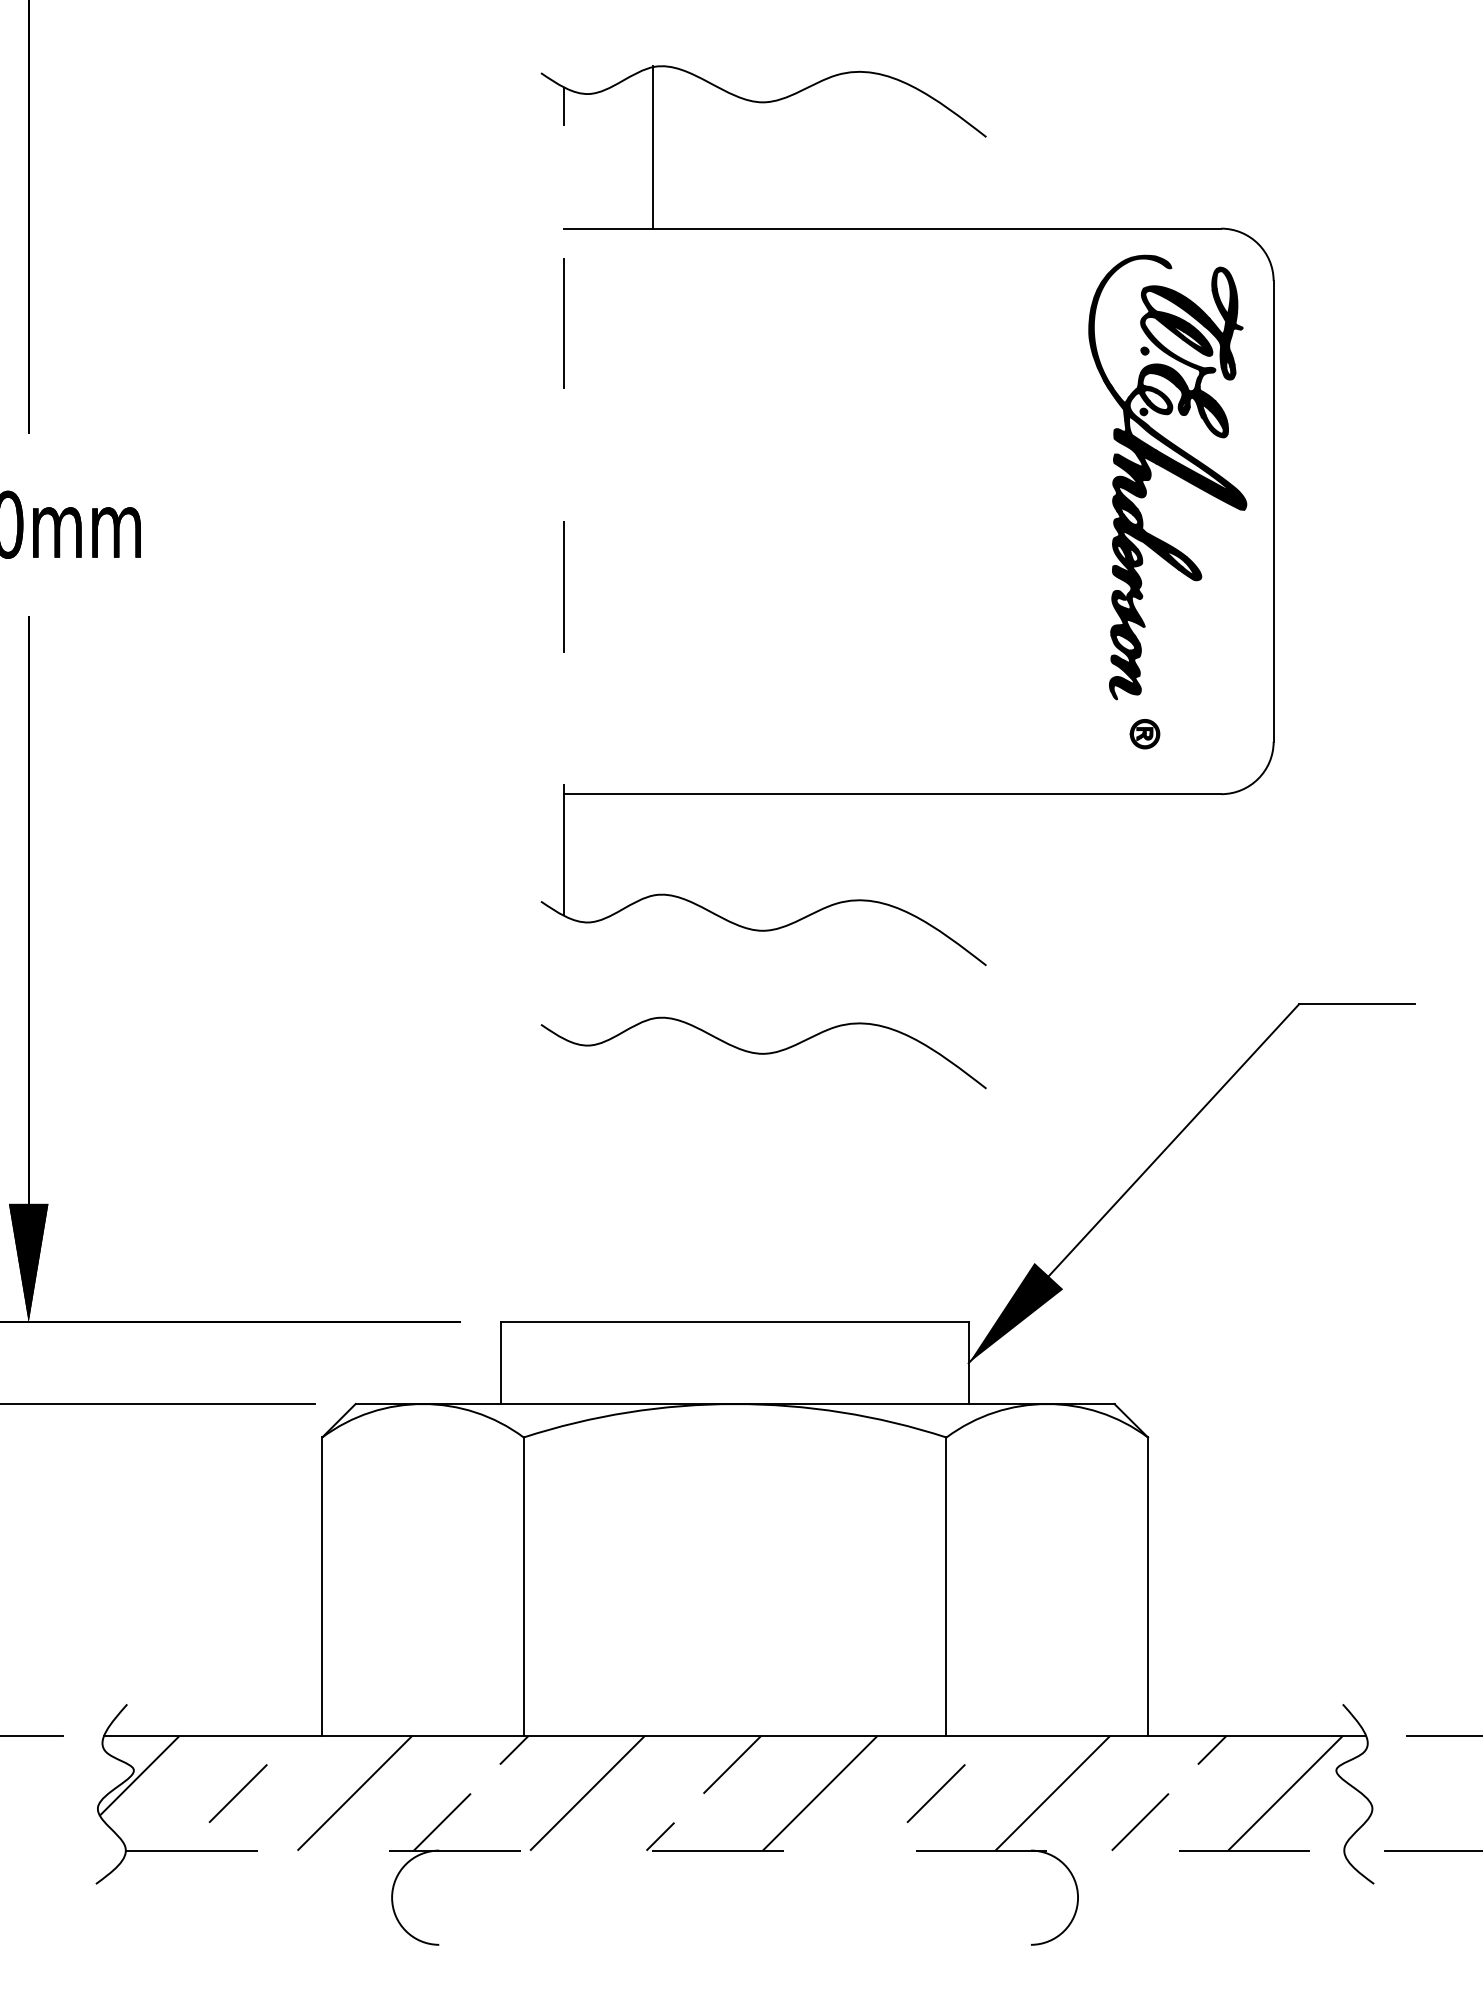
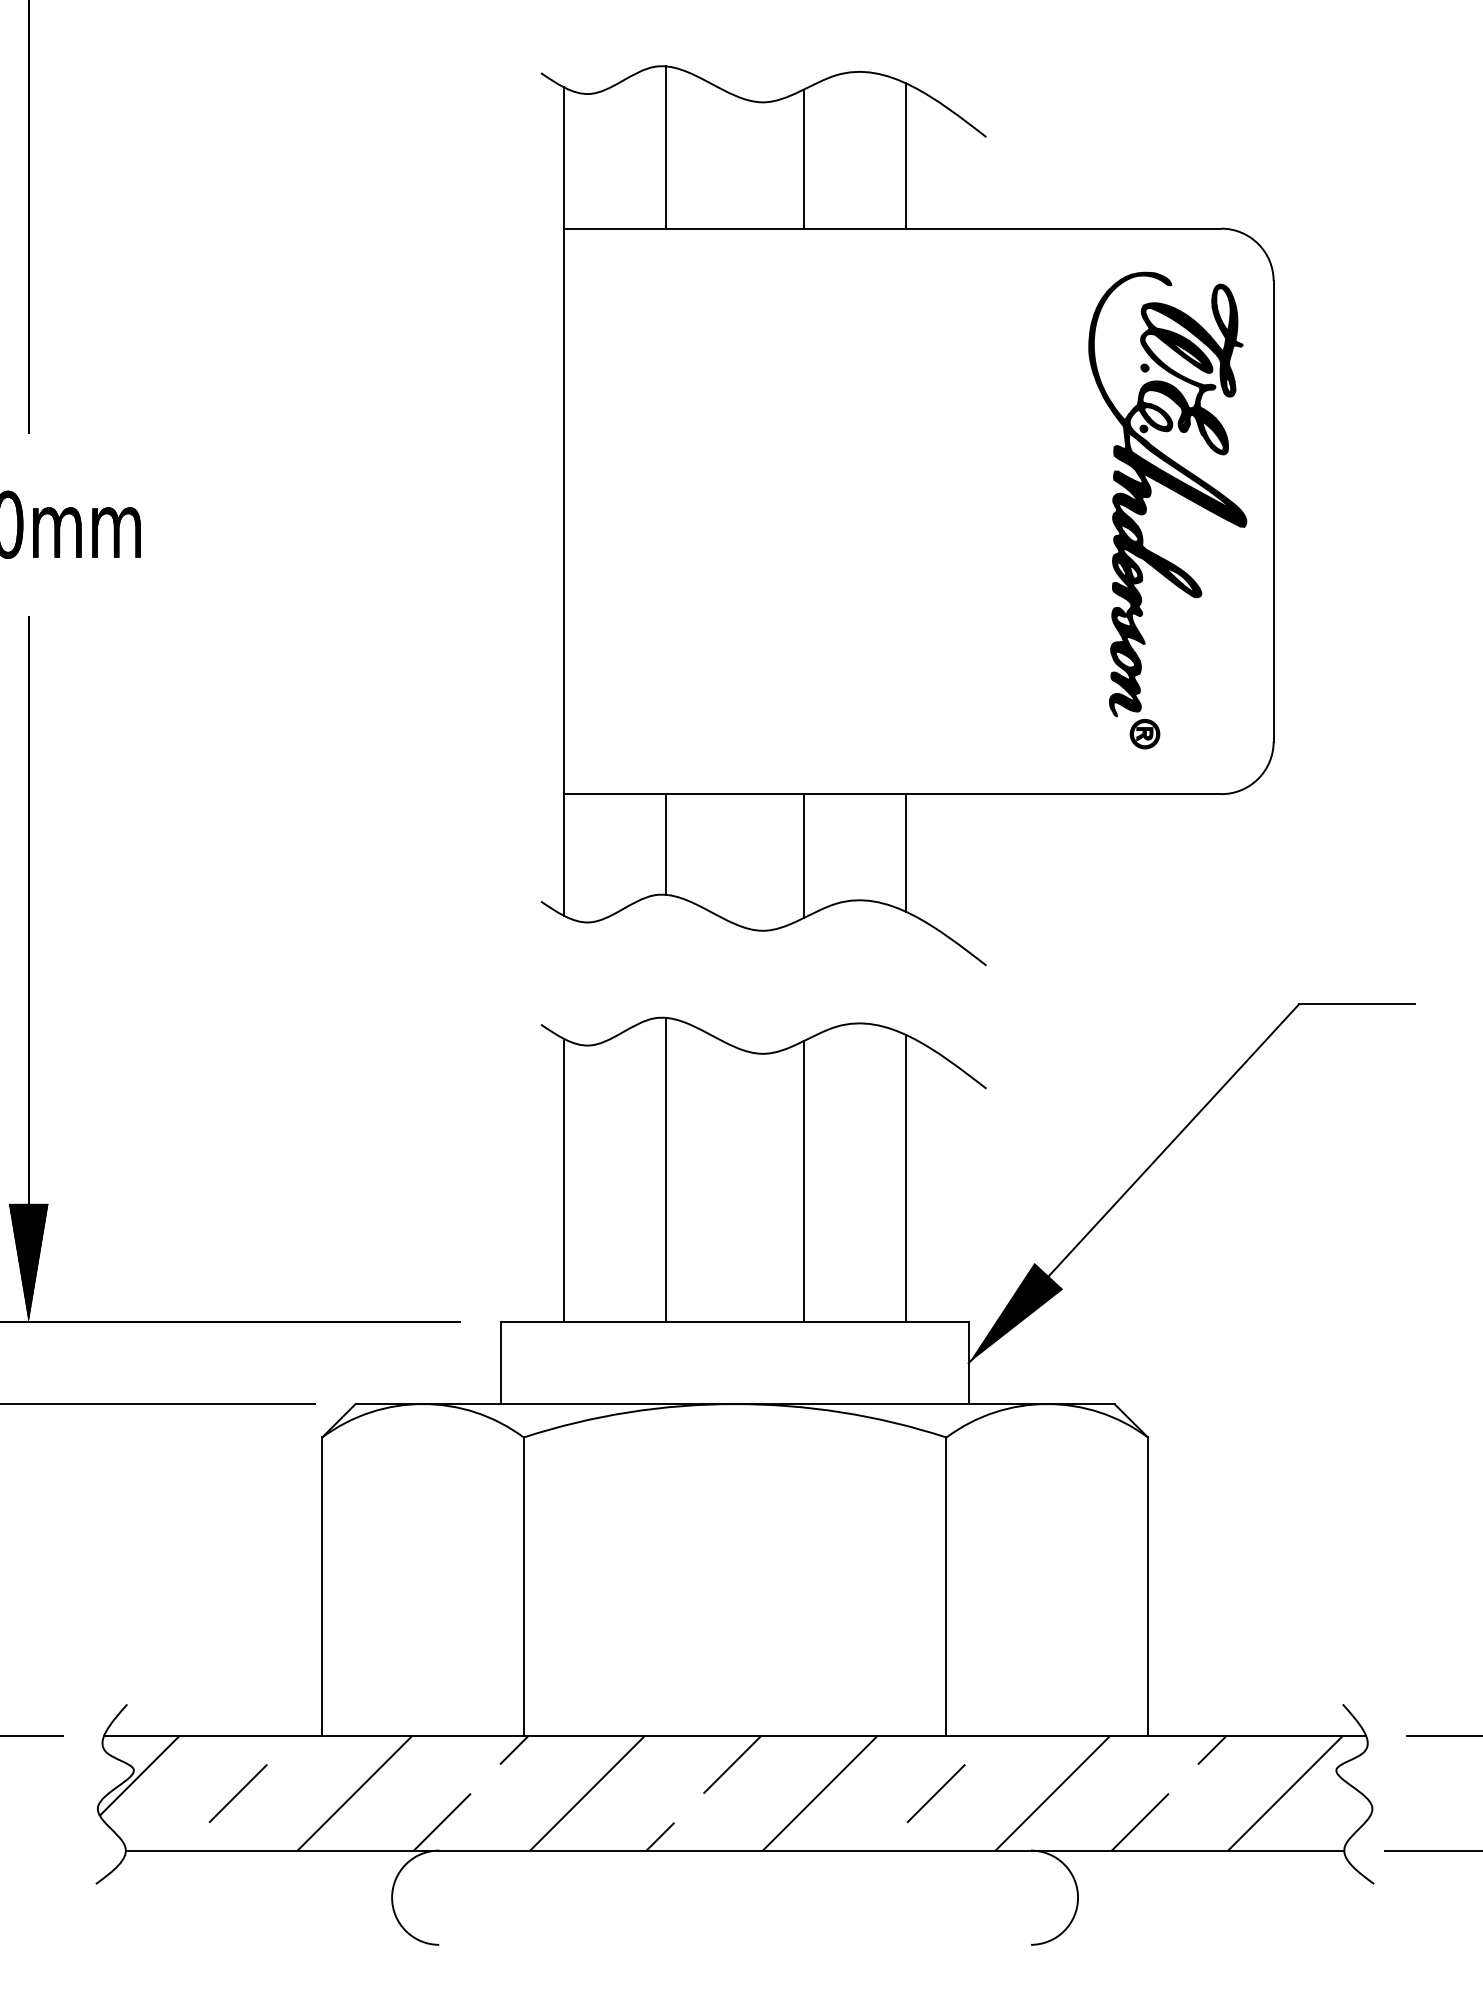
line position: (653, 147) -> (666, 147) (666, 147)
line: none -> present (905, 155)
line: none -> present (803, 158)
part position: (1167, 477) -> (1167, 494) (1167, 494)
line: dashed -> solid (564, 501)
line: none -> present (666, 844)
line: none -> present (905, 852)
line: none -> present (803, 856)
line: none -> present (666, 1169)
line: none -> present (906, 1178)
line: none -> present (564, 1180)
line: none -> present (803, 1181)
line: dashed -> solid (735, 1850)
